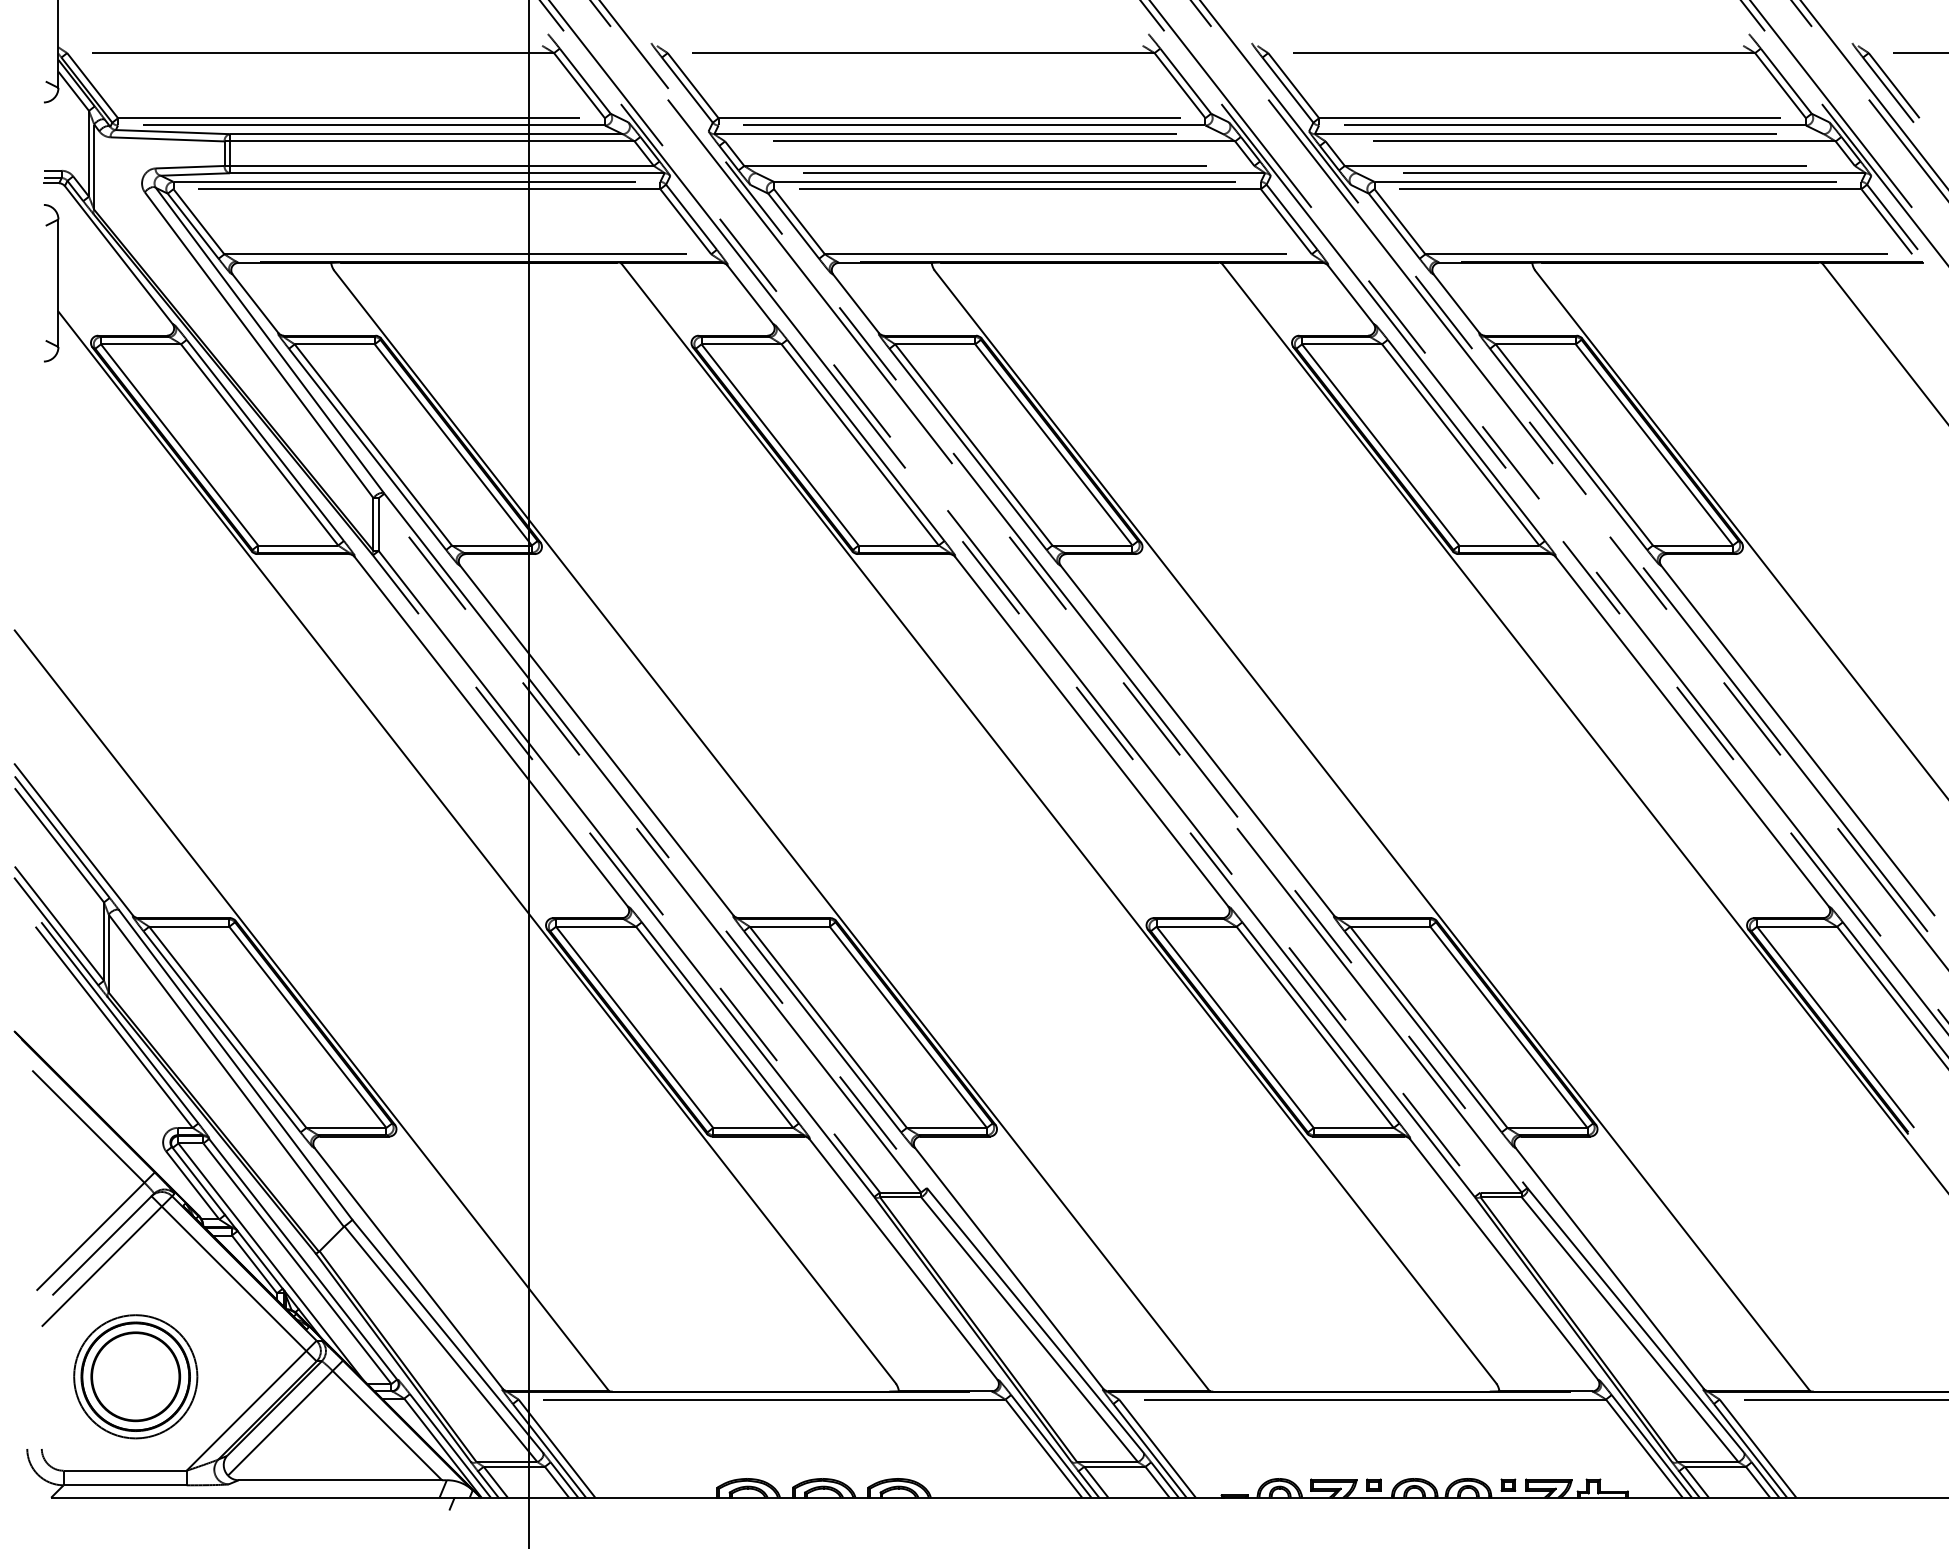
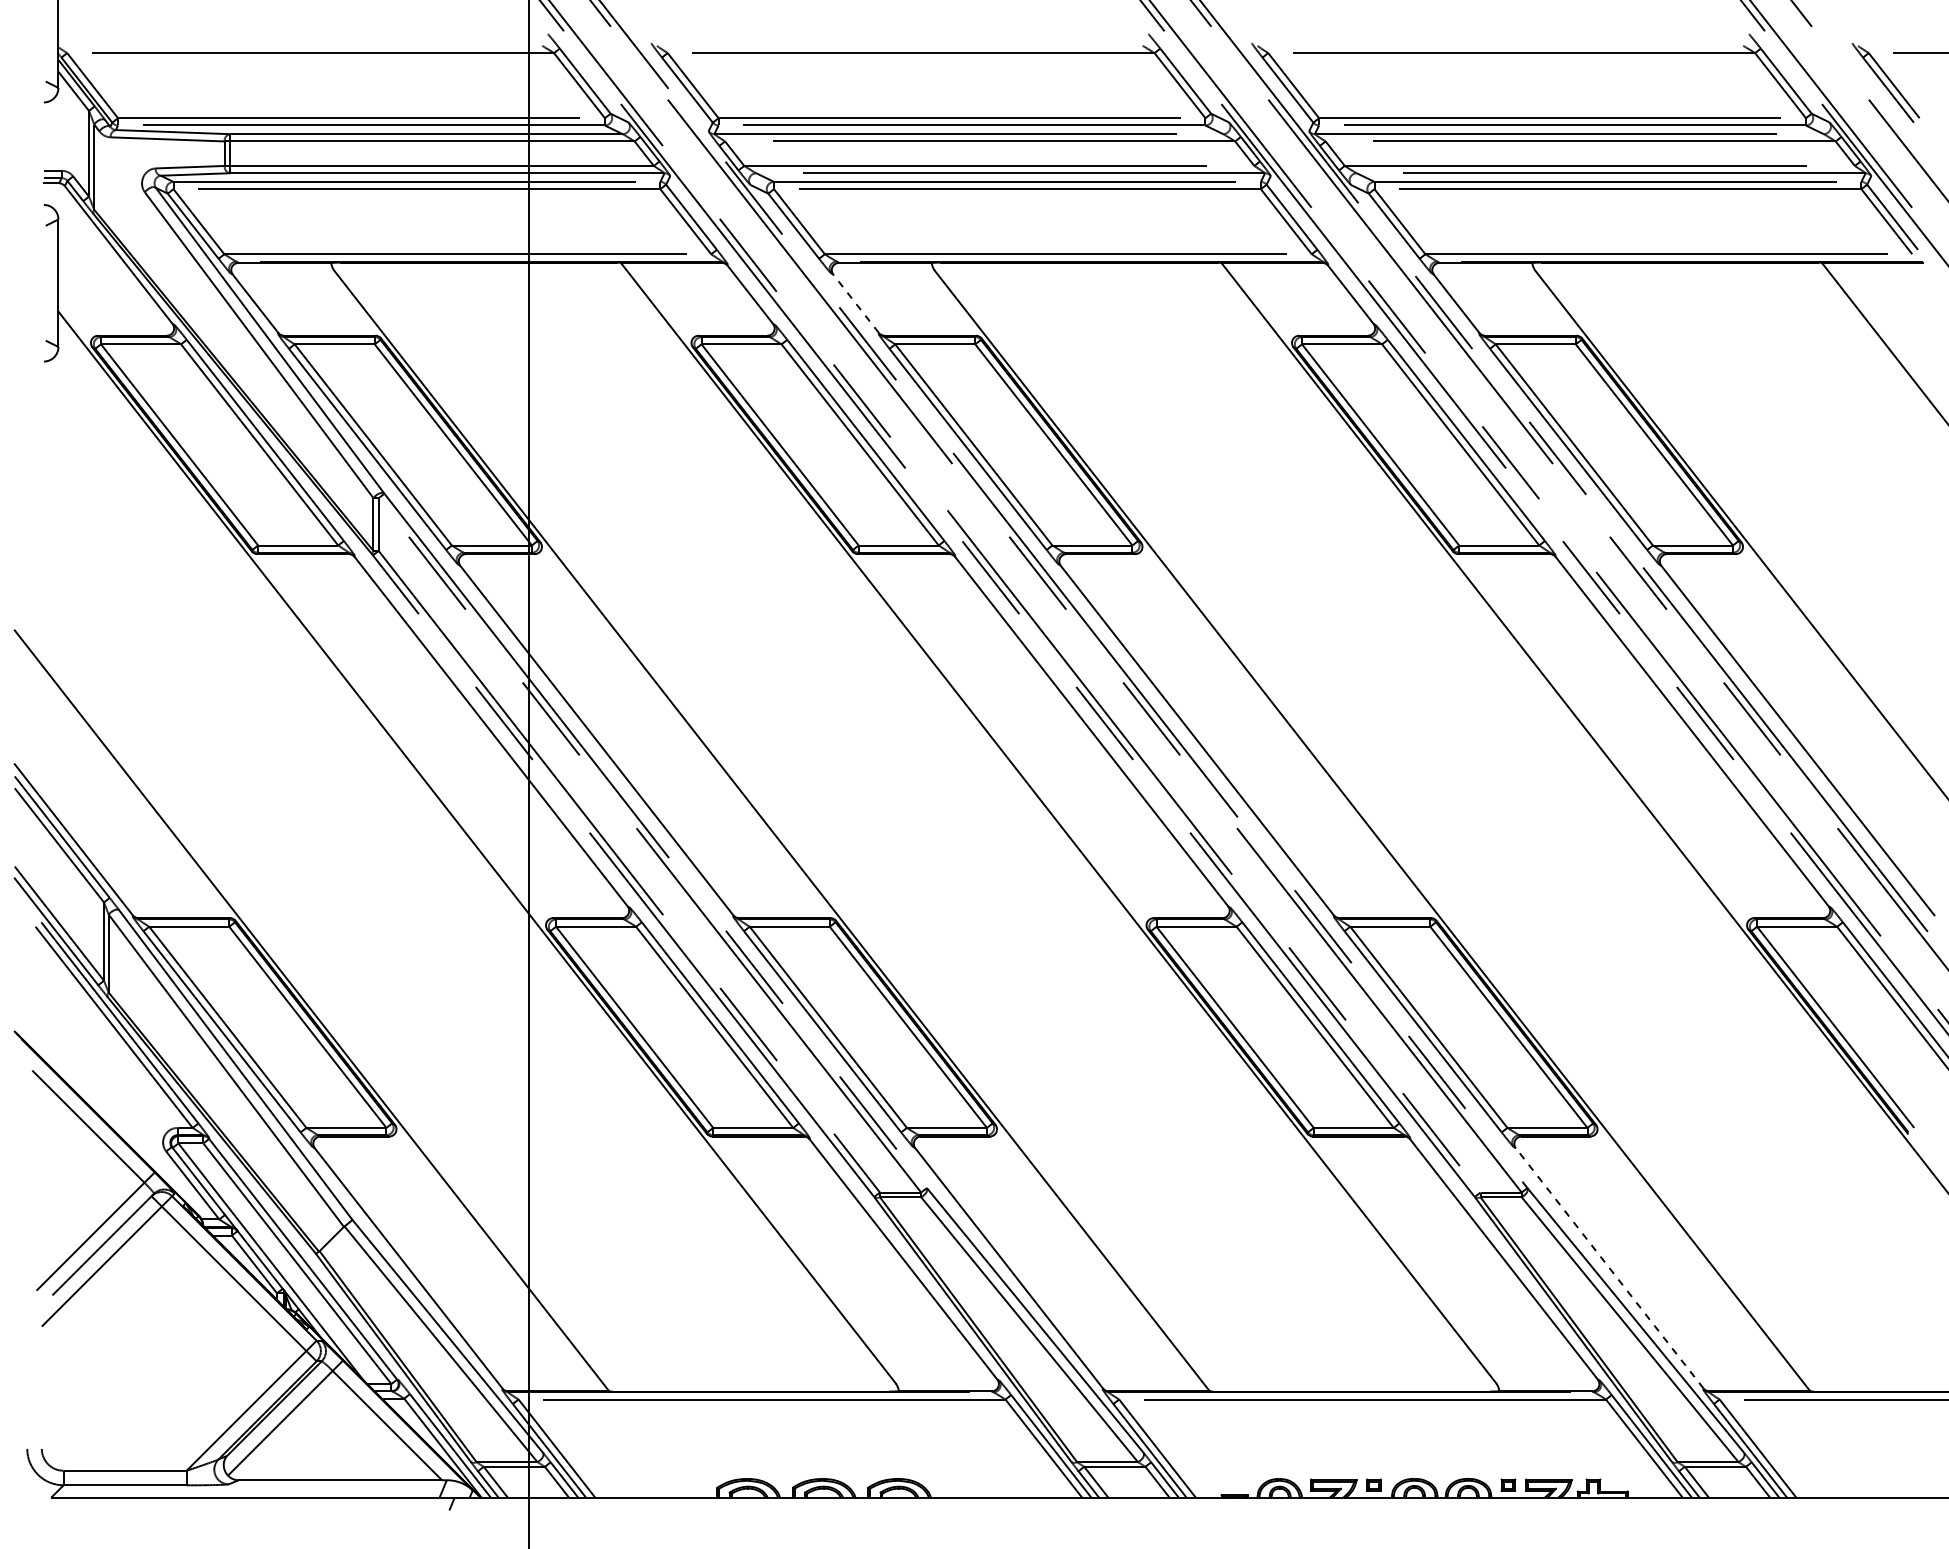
line: present -> none (1873, 94)
line: solid -> dashed (856, 303)
line: solid -> dashed (1609, 1268)
part: present -> none (135, 1376)
